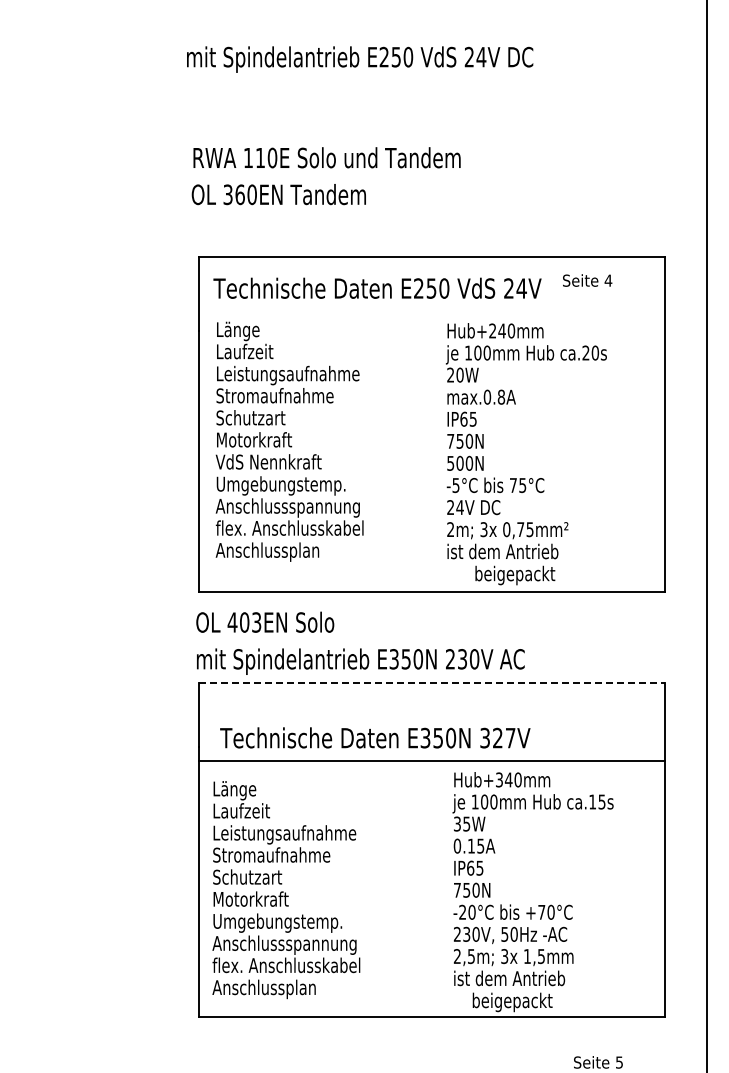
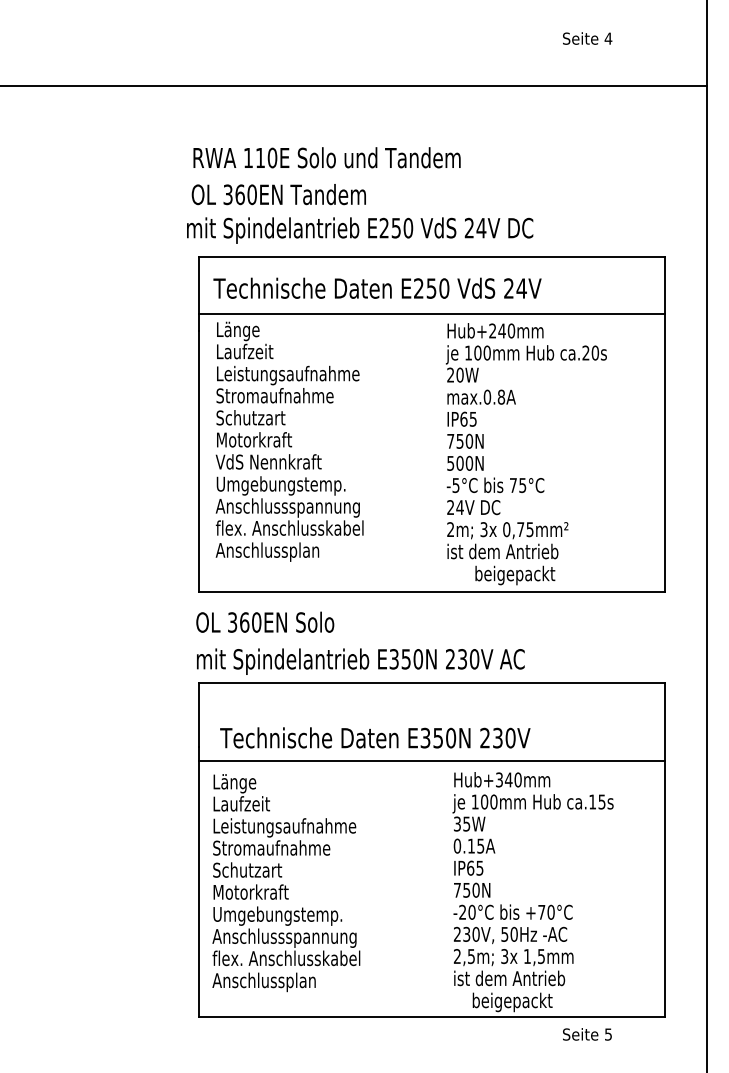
text position: (360, 59) -> (360, 230) (360, 230)
line: none -> present (354, 85)
text position: (587, 280) -> (587, 38) (587, 38)
line: none -> present (432, 313)
text: 403EN -> 360EN (244, 622)
line: dashed -> solid (432, 683)
text: 327V -> 230V (497, 737)
text position: (286, 890) -> (286, 883) (286, 883)
text position: (598, 1062) -> (587, 1034) (587, 1034)
